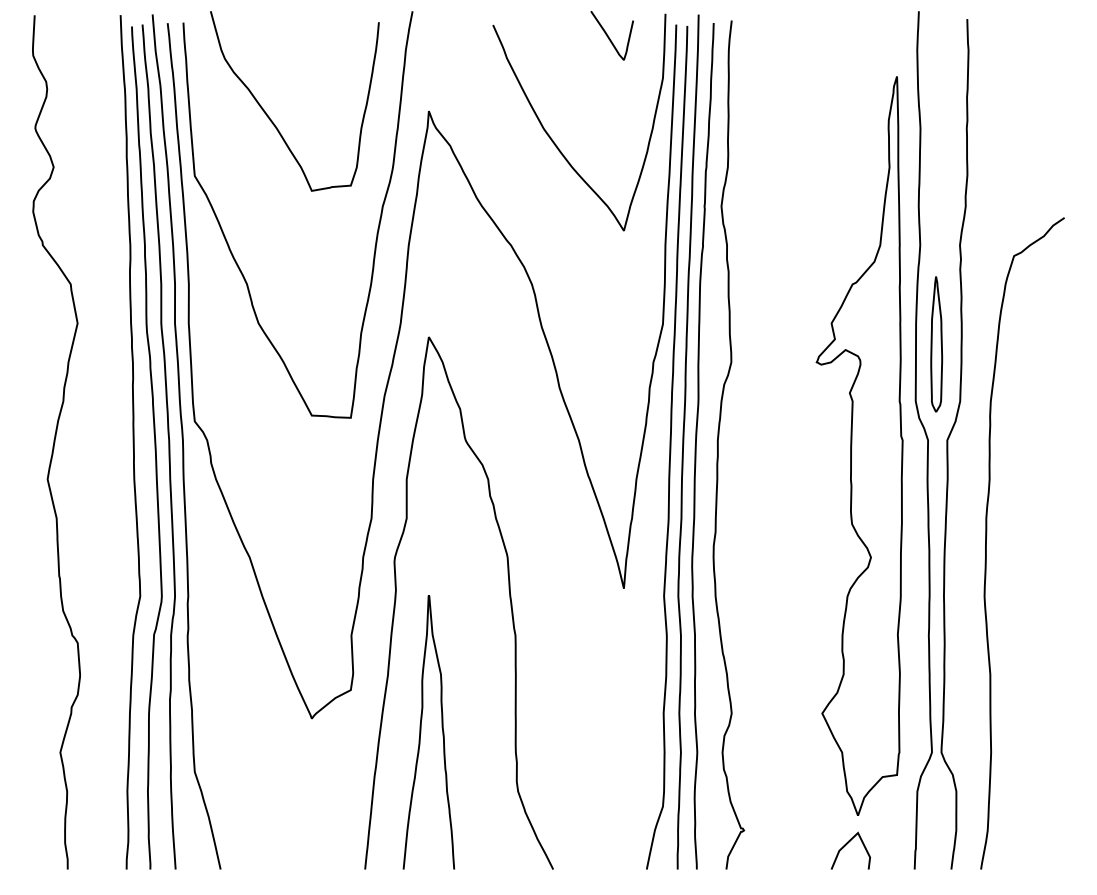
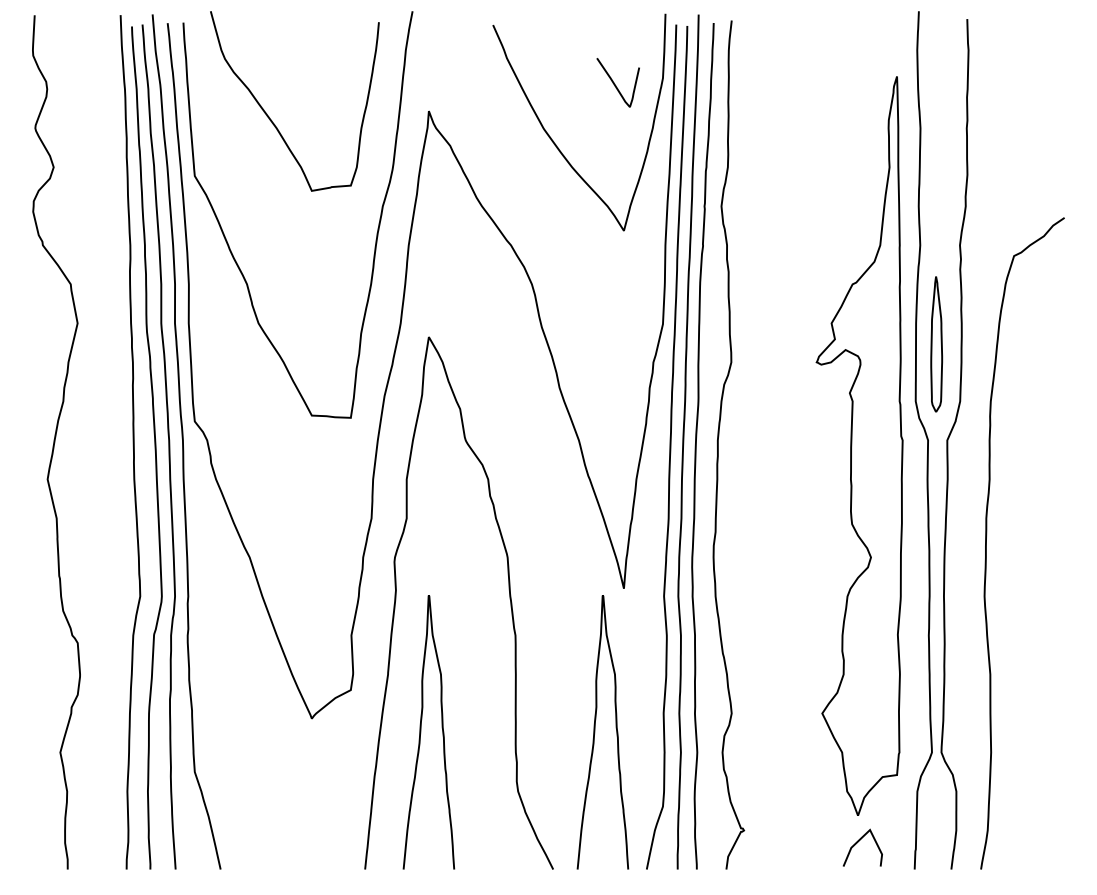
curve position: (609, 37) -> (615, 84) (615, 84)
curve: none -> present (595, 732)
line position: (846, 845) -> (858, 842) (858, 842)
